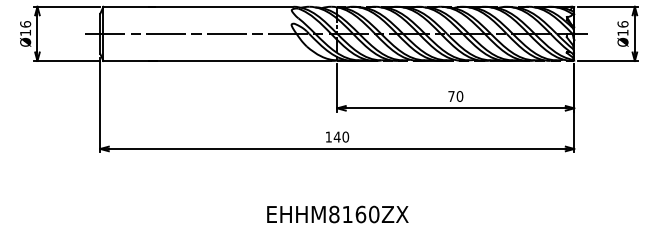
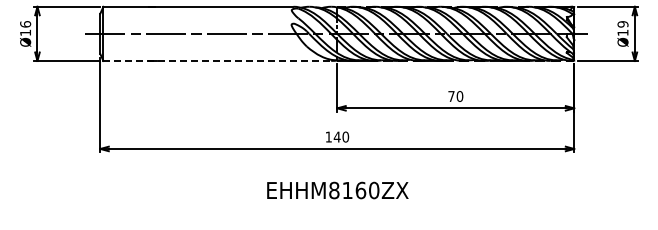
text: Ø16 -> Ø19 (622, 24)
line: solid -> dashed (217, 60)
text position: (337, 214) -> (337, 190) (337, 190)
